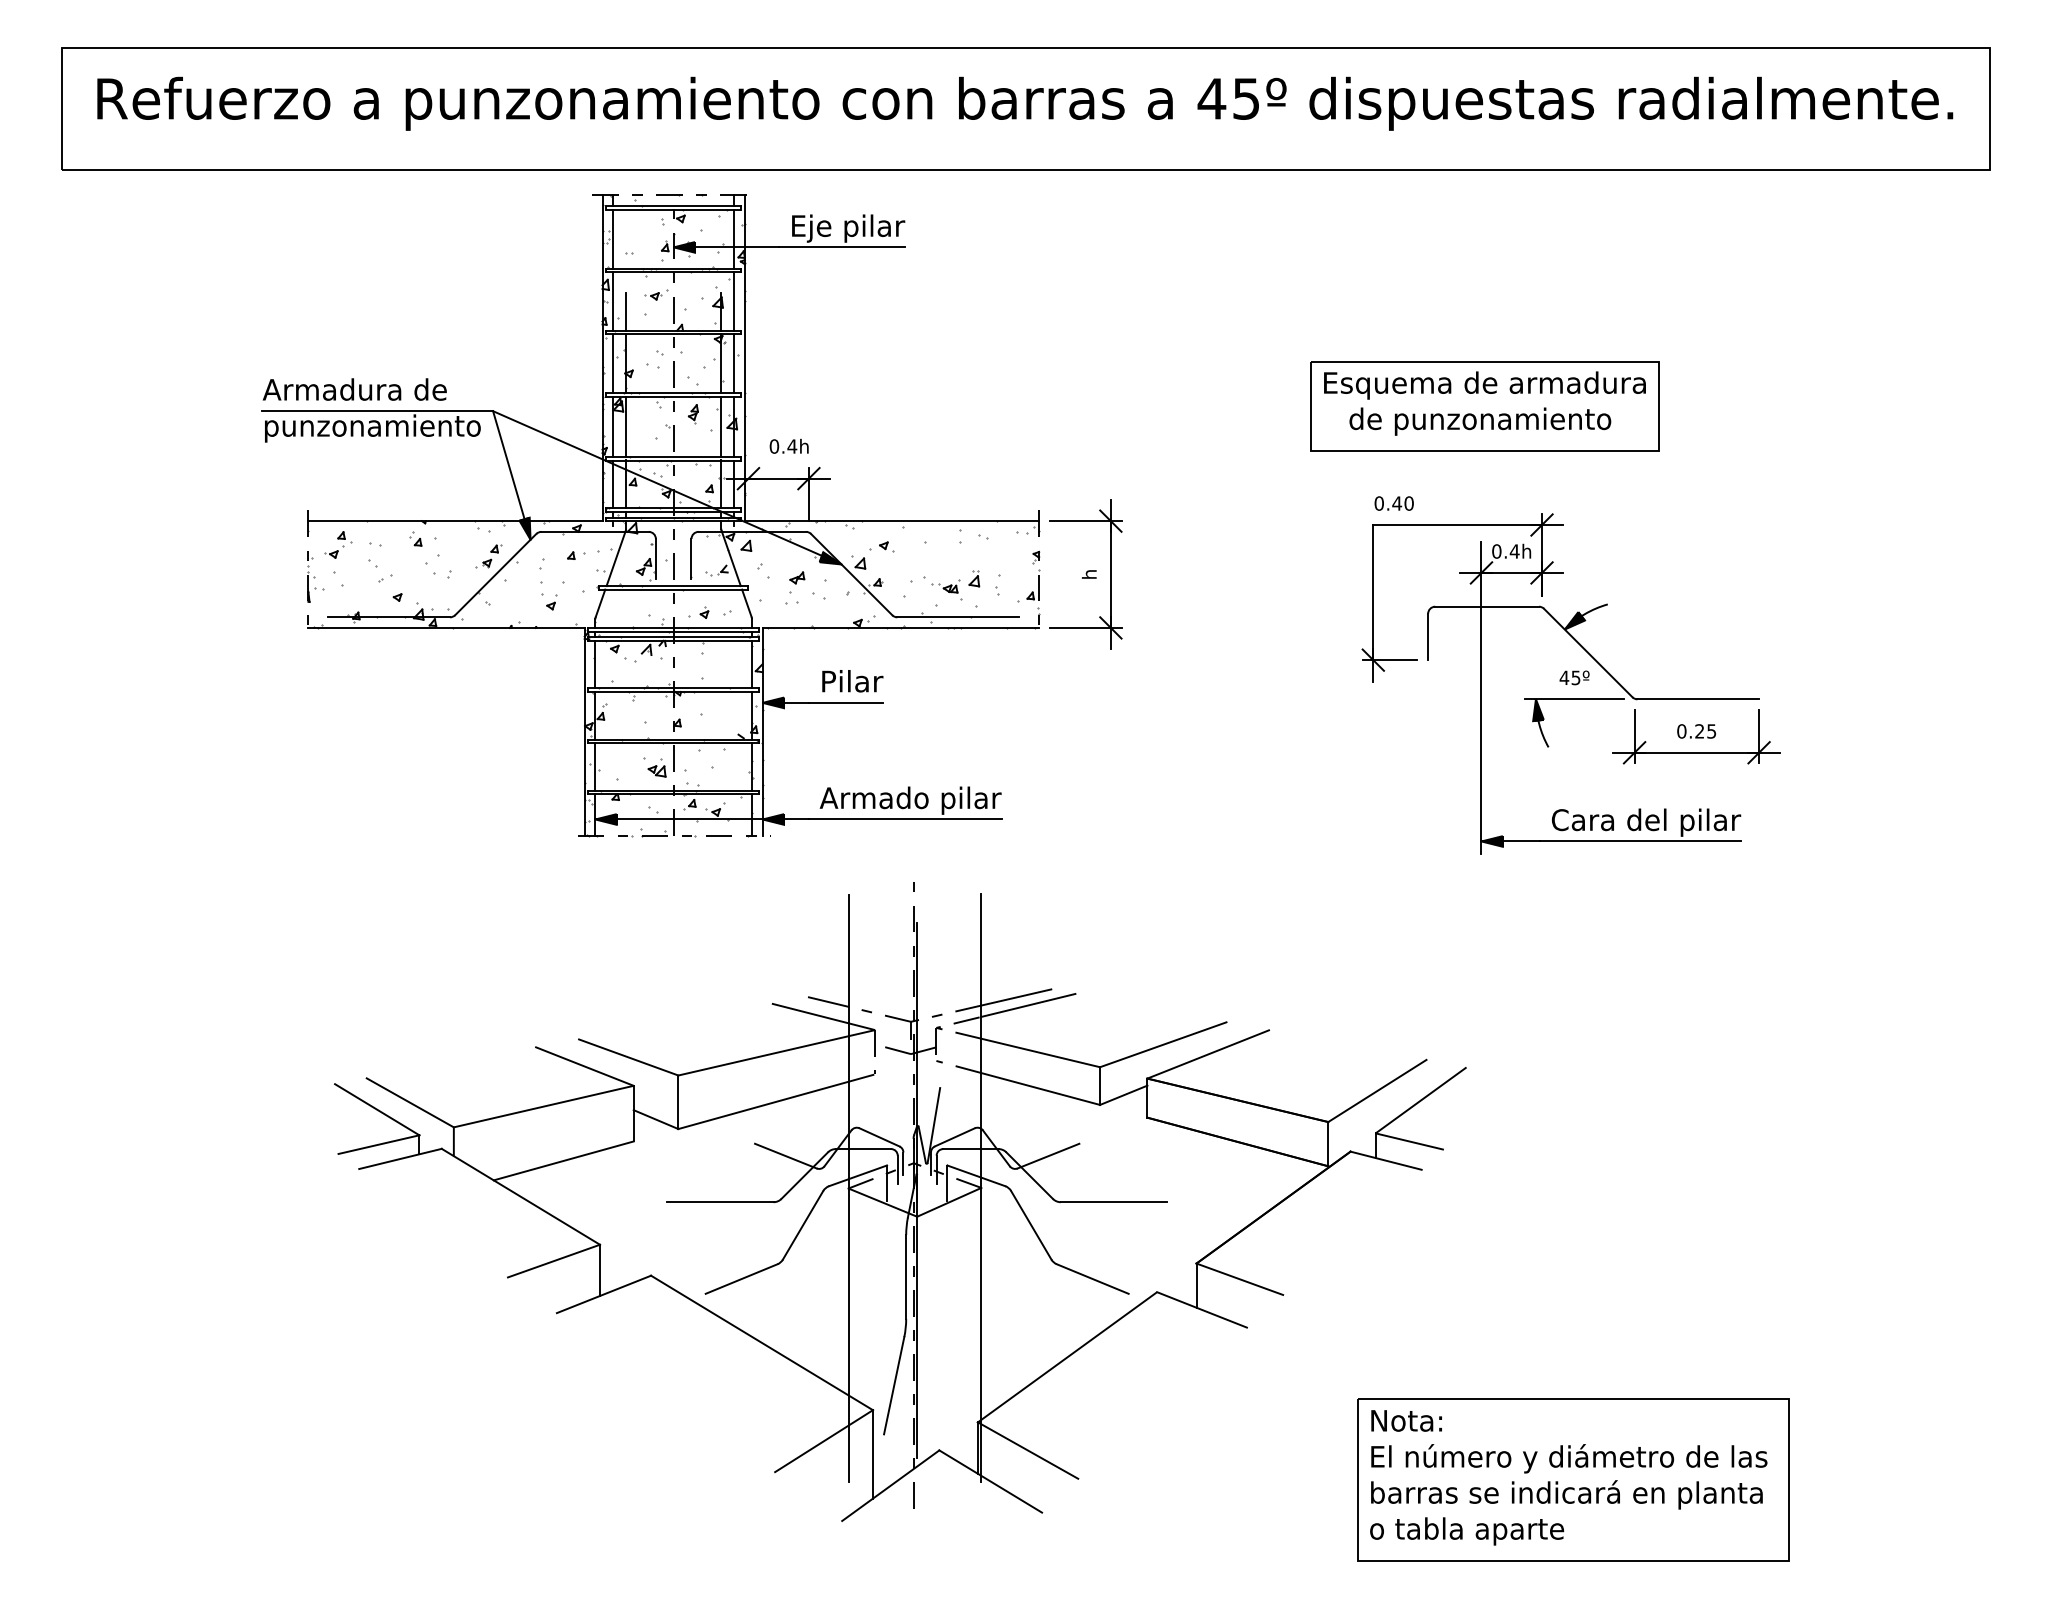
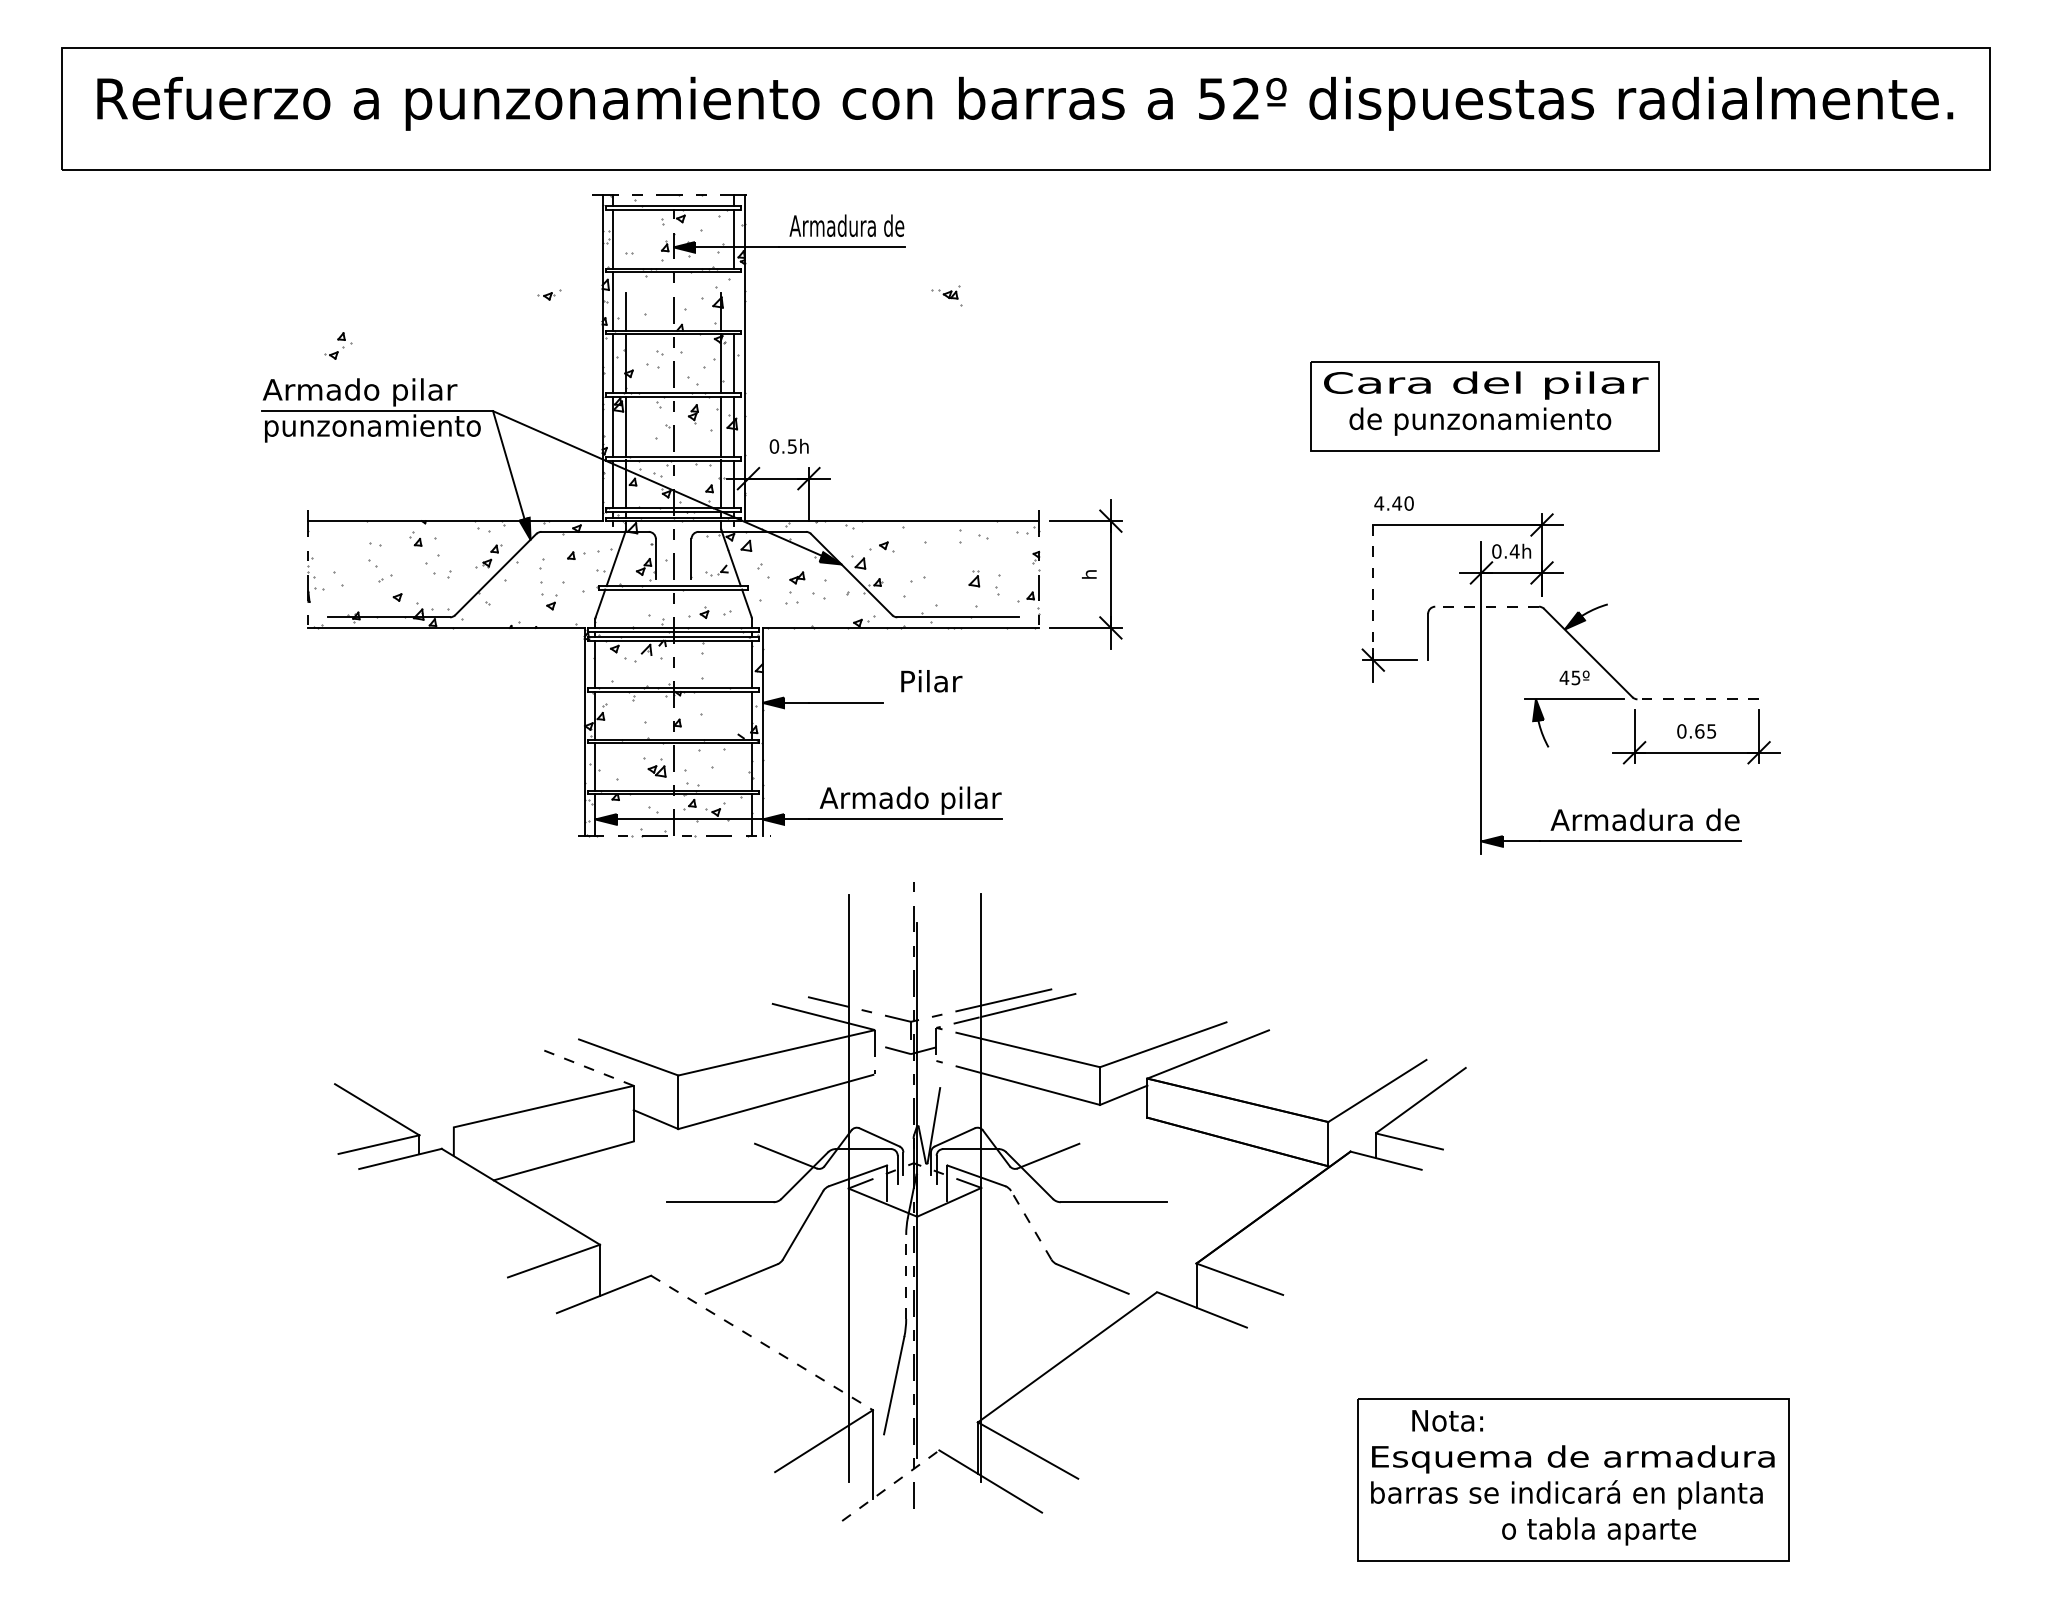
text: 45º -> 52º (1227, 98)
text: Eje pilar -> Armadura de (847, 228)
part position: (656, 294) -> (549, 294) (549, 294)
line: present -> none (734, 301)
text: Esquema de armadura -> Cara del pilar (1486, 385)
text: Armadura de -> Armado pilar (360, 392)
text: 0.4h -> 0.5h (792, 446)
text: 0.40 -> 4.40 (1379, 503)
part position: (338, 544) -> (338, 345) (338, 345)
part position: (946, 589) -> (946, 295) (946, 295)
line: solid -> dashed (1373, 592)
line: solid -> dashed (1487, 606)
text position: (852, 681) -> (931, 681) (931, 681)
line: solid -> dashed (1698, 699)
text: 0.25 -> 0.65 (1699, 731)
text: Cara del pilar -> Armadura de (1645, 822)
line: solid -> dashed (584, 1066)
line: present -> none (409, 1102)
line: solid -> dashed (1031, 1225)
line: solid -> dashed (906, 1276)
line: solid -> dashed (762, 1342)
text position: (1406, 1420) -> (1447, 1420) (1447, 1420)
text: El número y diámetro de las -> Esquema de armadura (1572, 1458)
line: solid -> dashed (891, 1485)
text position: (1467, 1531) -> (1599, 1531) (1599, 1531)
